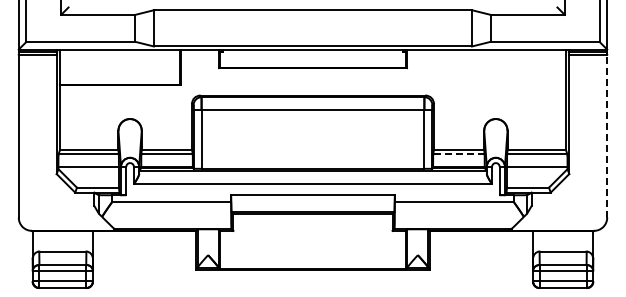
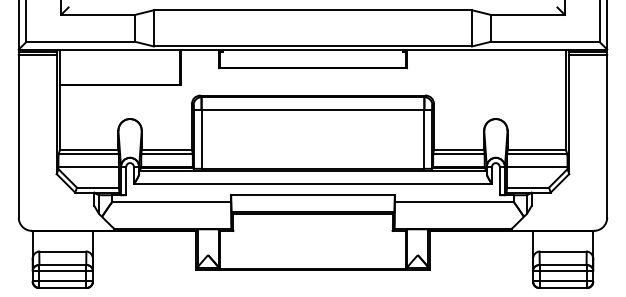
line: dashed -> solid (607, 136)
line: dashed -> solid (458, 154)
